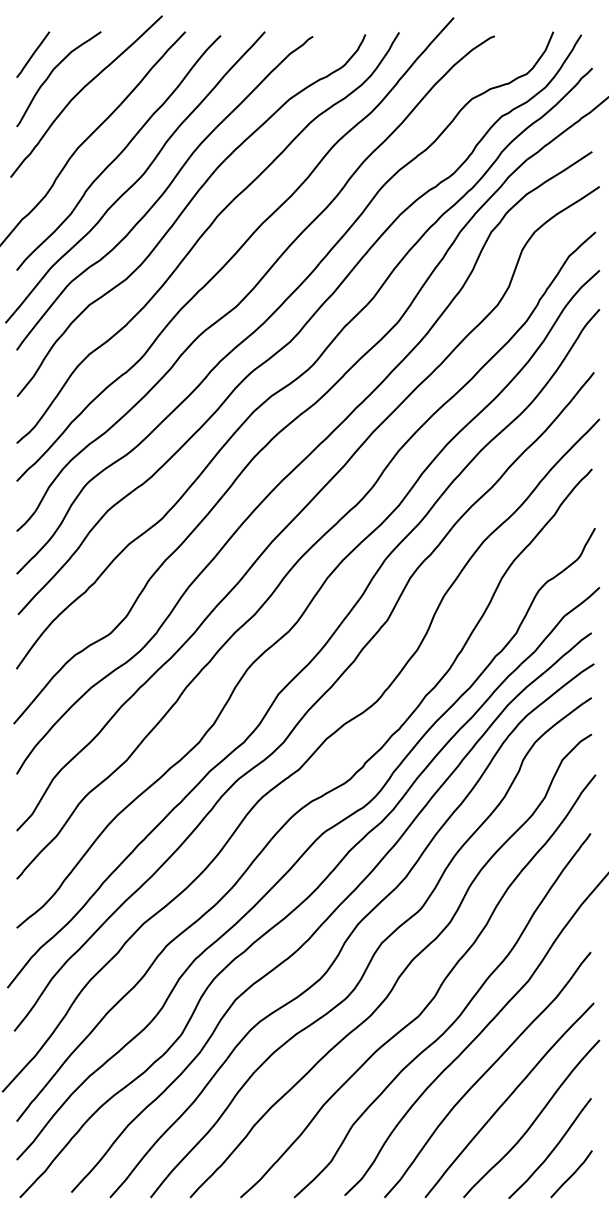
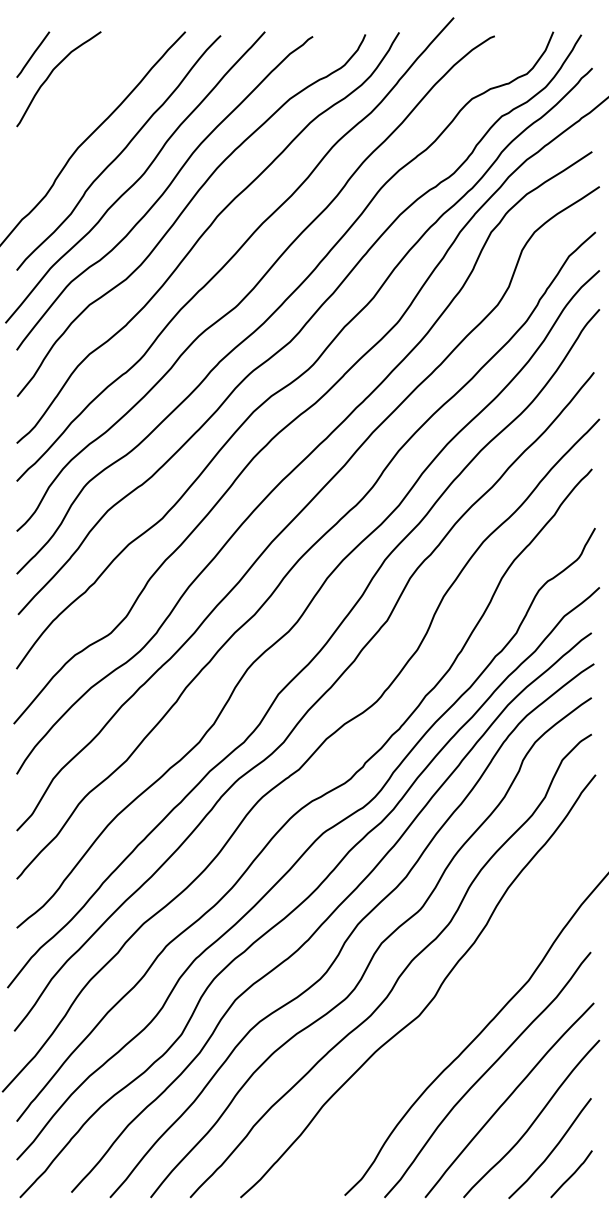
curve: present -> none (81, 91)
curve: present -> none (451, 1023)
